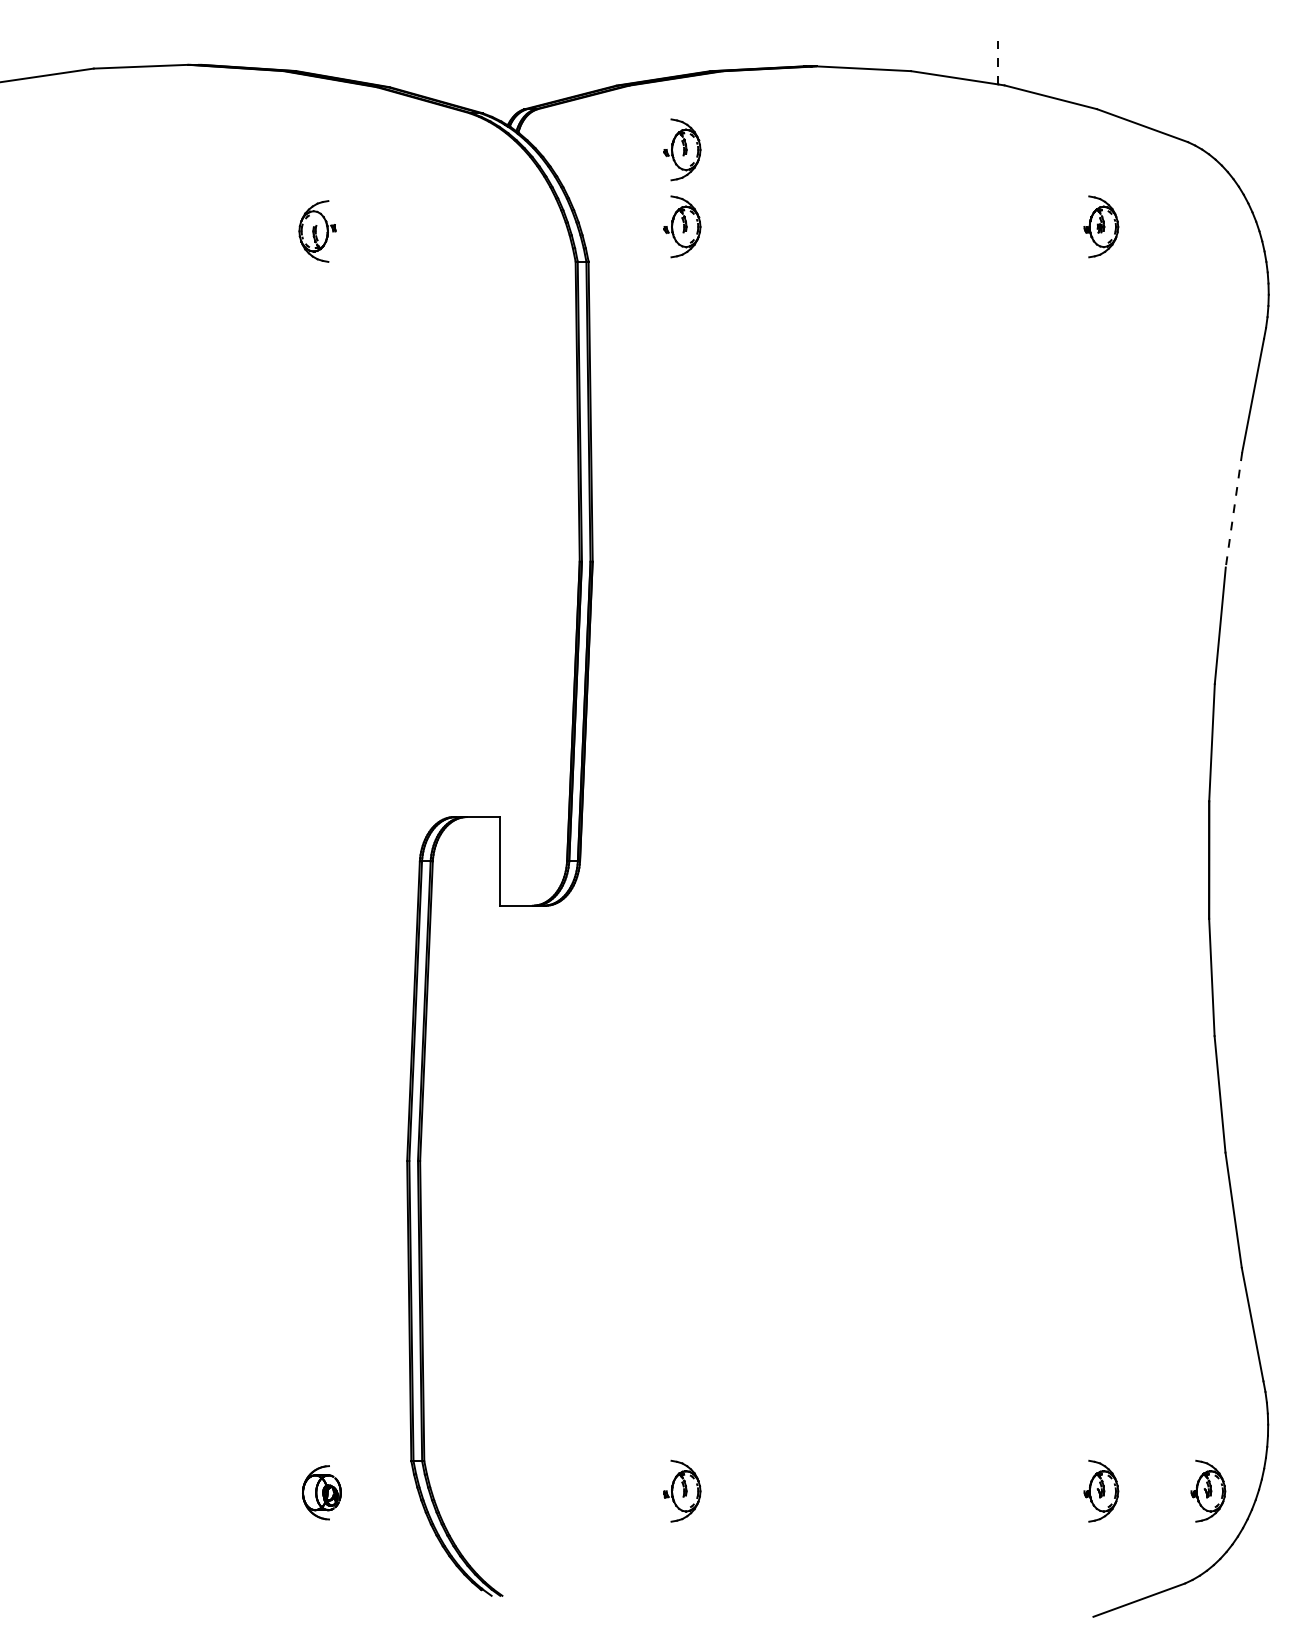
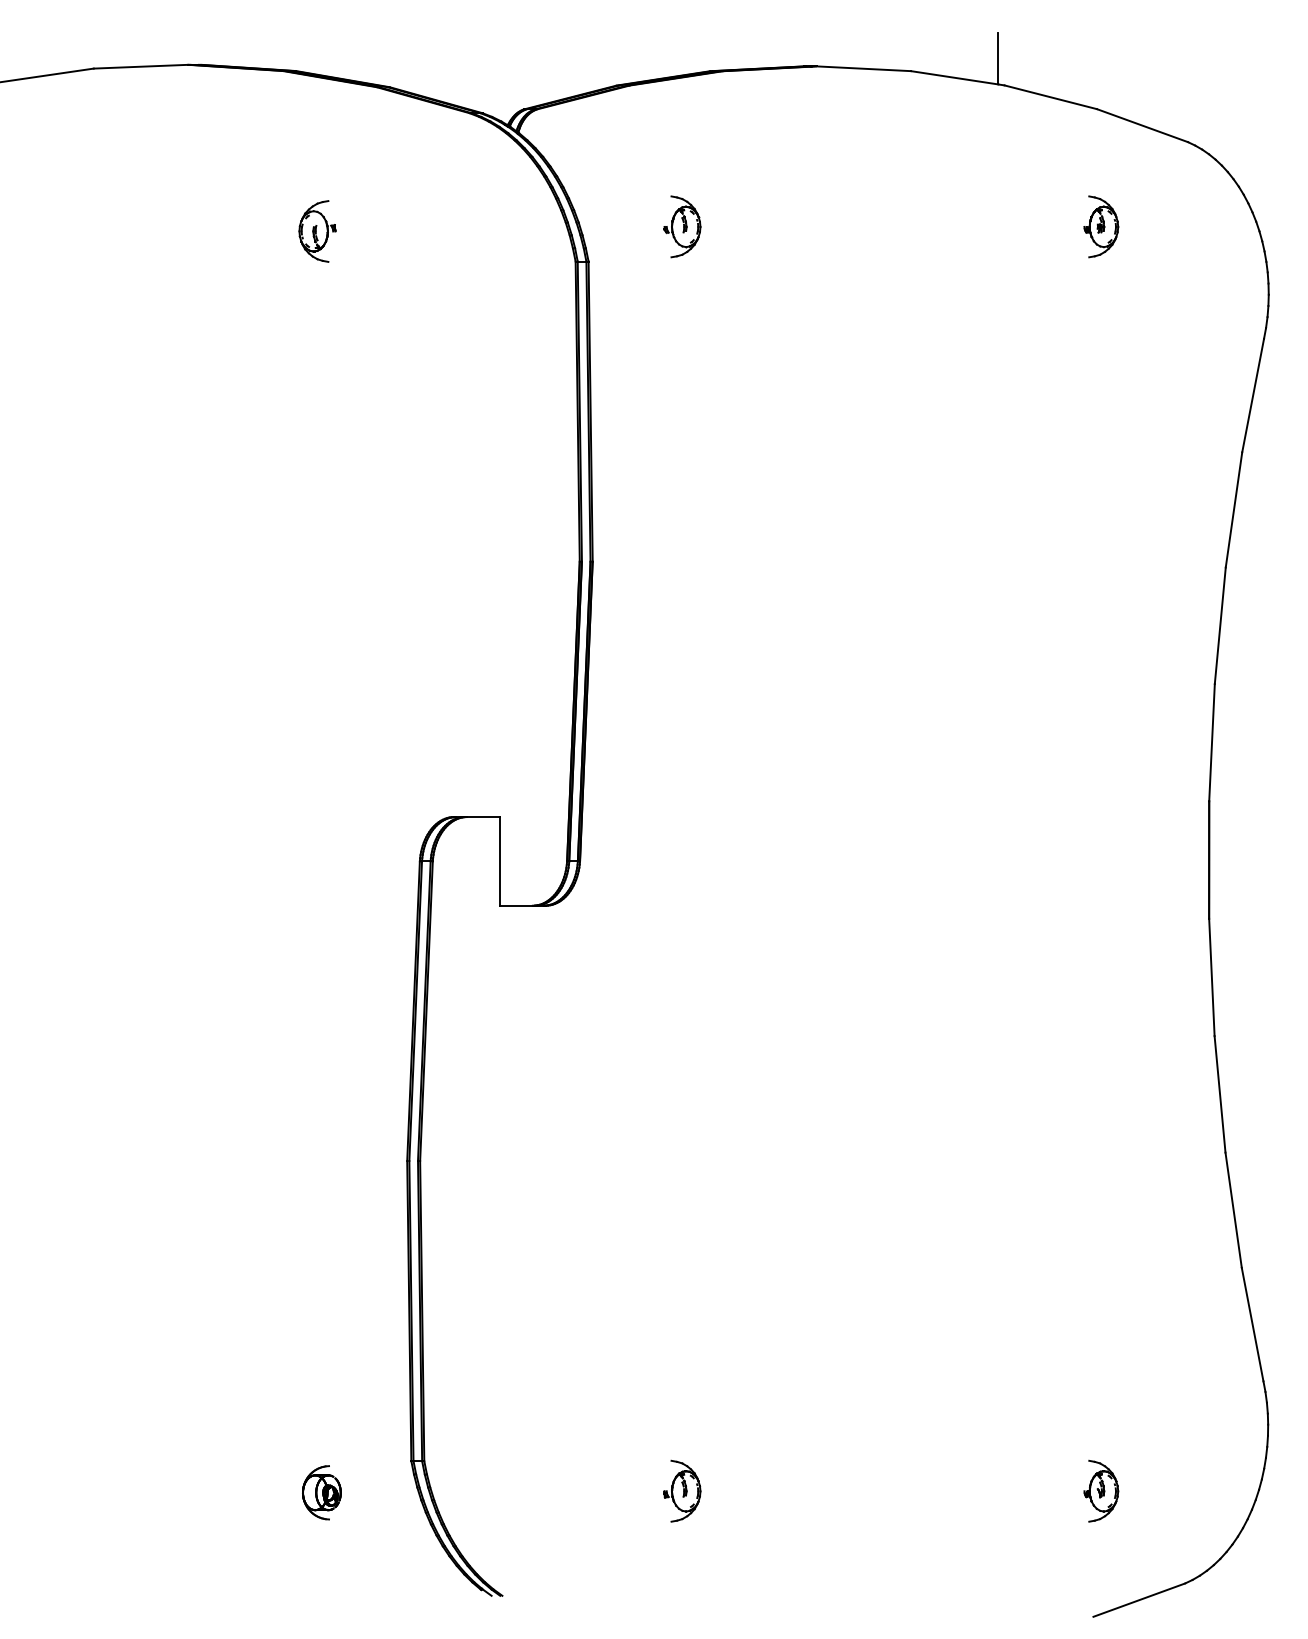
line: dashed -> solid (998, 58)
part: present -> none (682, 149)
line: dashed -> solid (1233, 510)
part: present -> none (1208, 1490)
